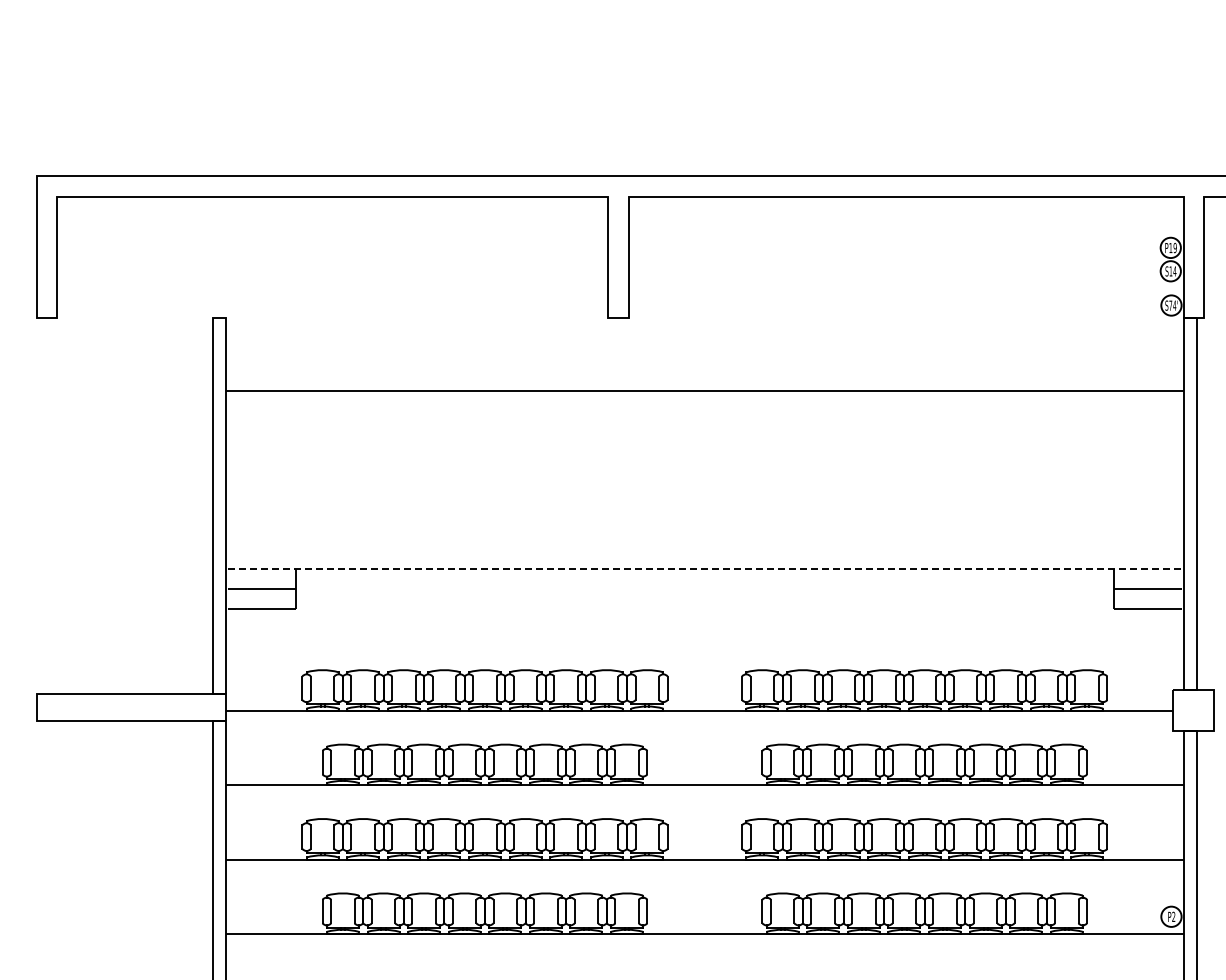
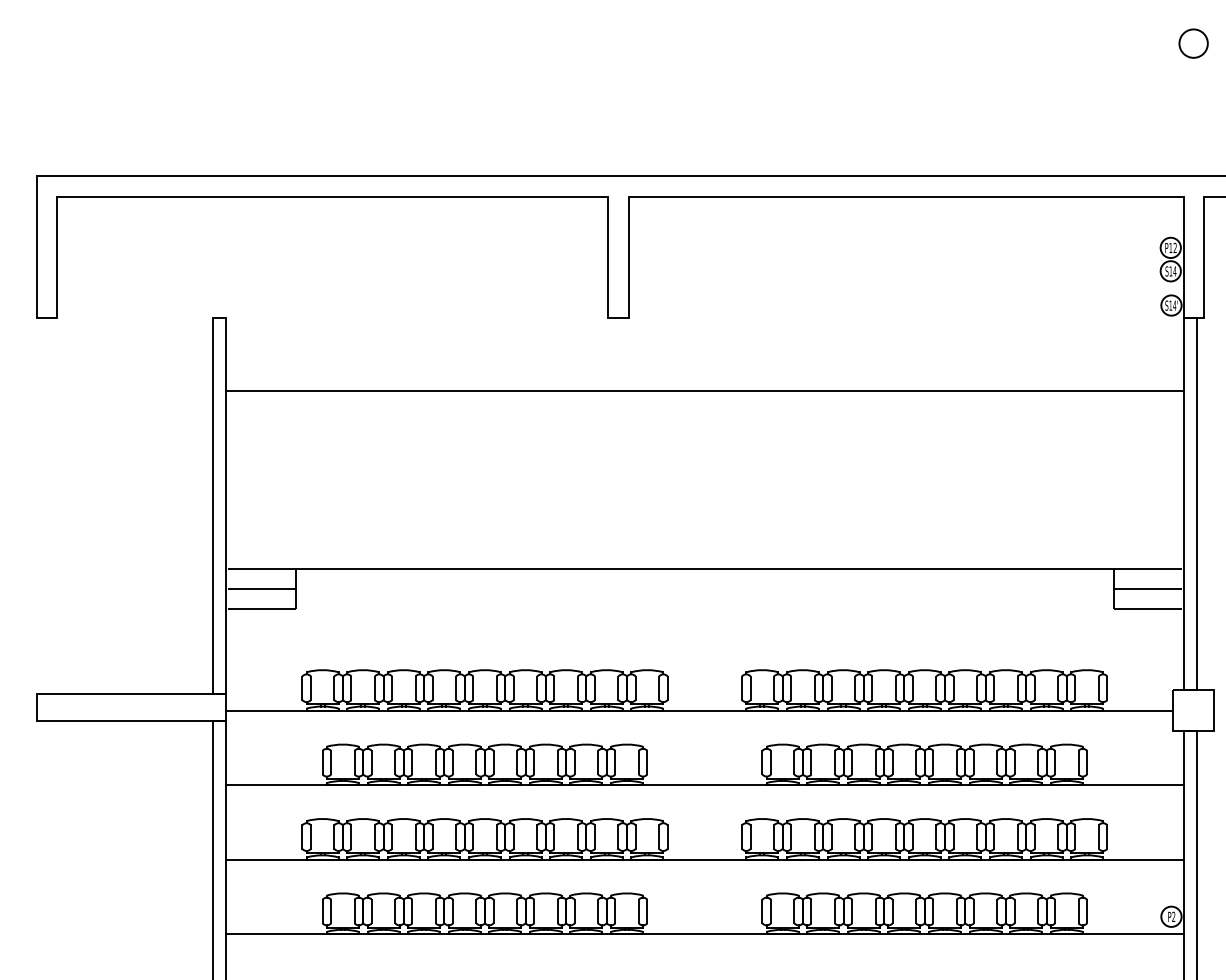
circle: none -> present (1193, 43)
text: P19 -> P12 (1174, 248)
text: S74' -> S14' (1170, 305)
line: dashed -> solid (704, 568)
